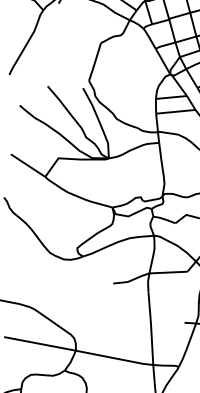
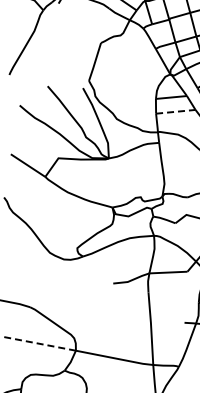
line: solid -> dashed (175, 111)
line: solid -> dashed (40, 343)
